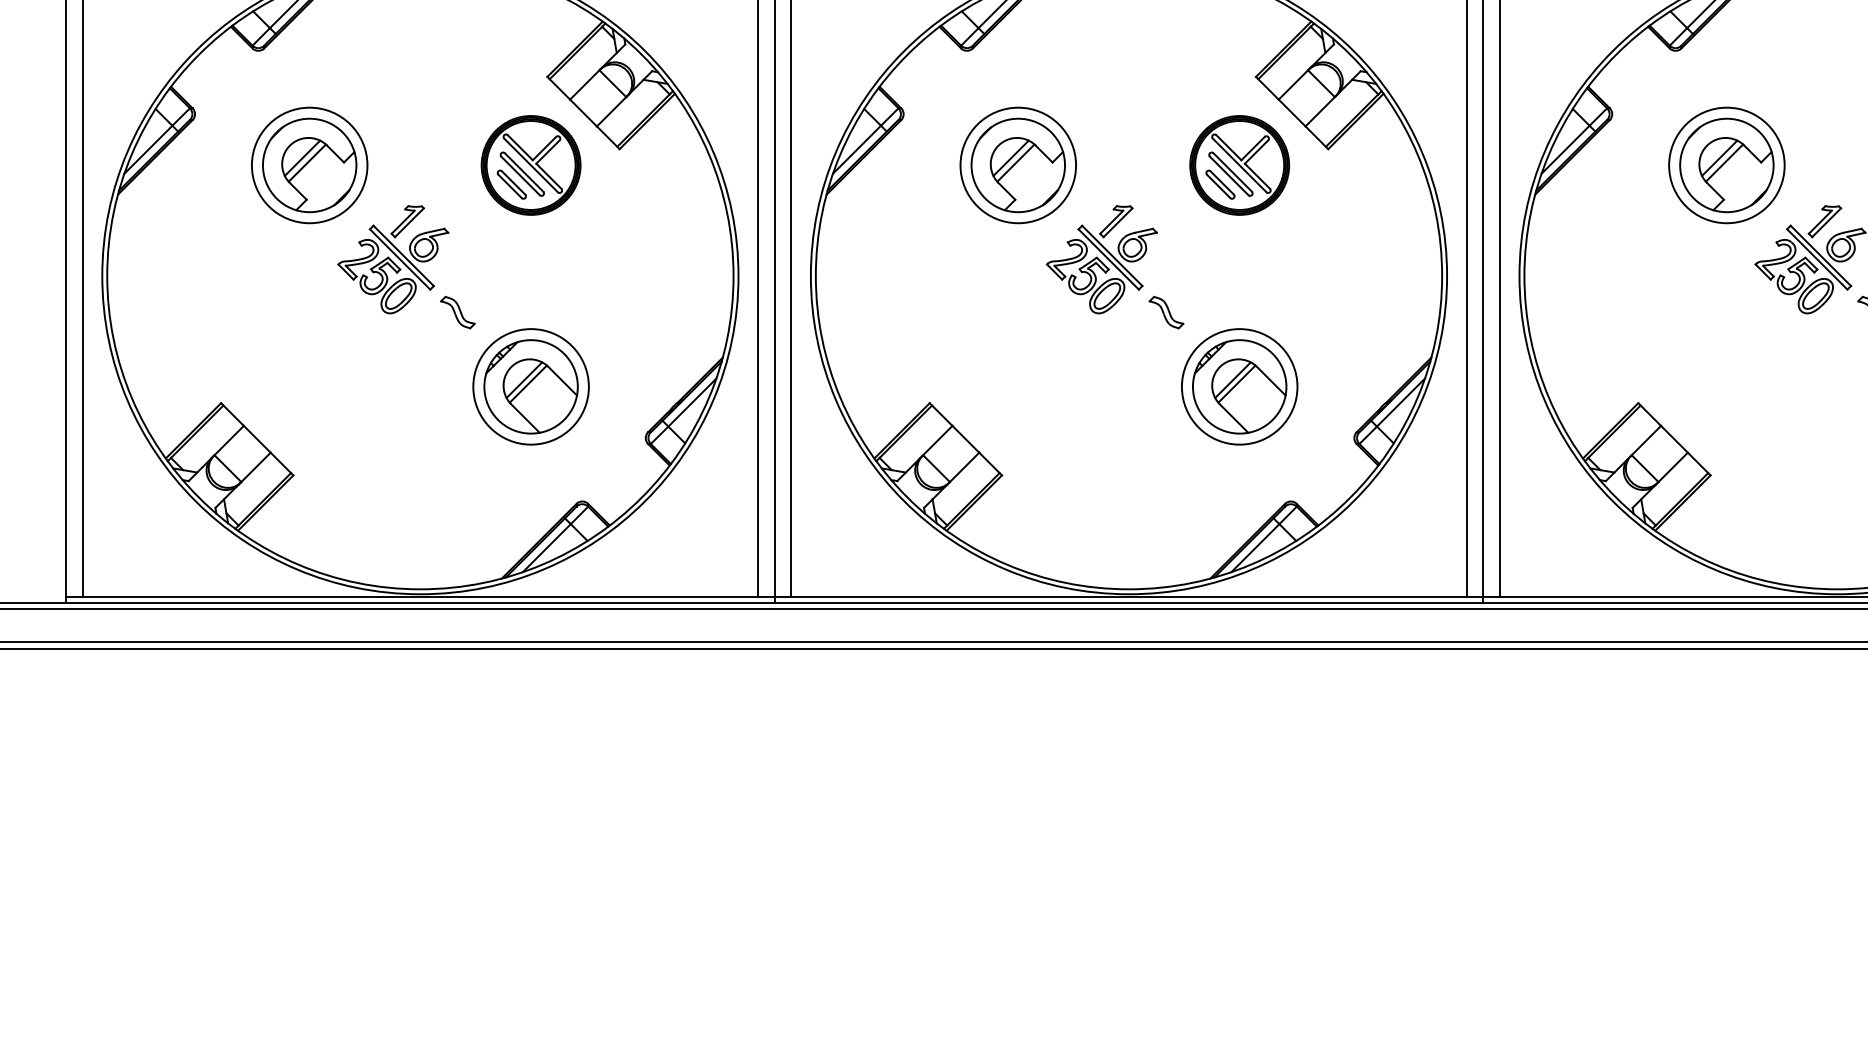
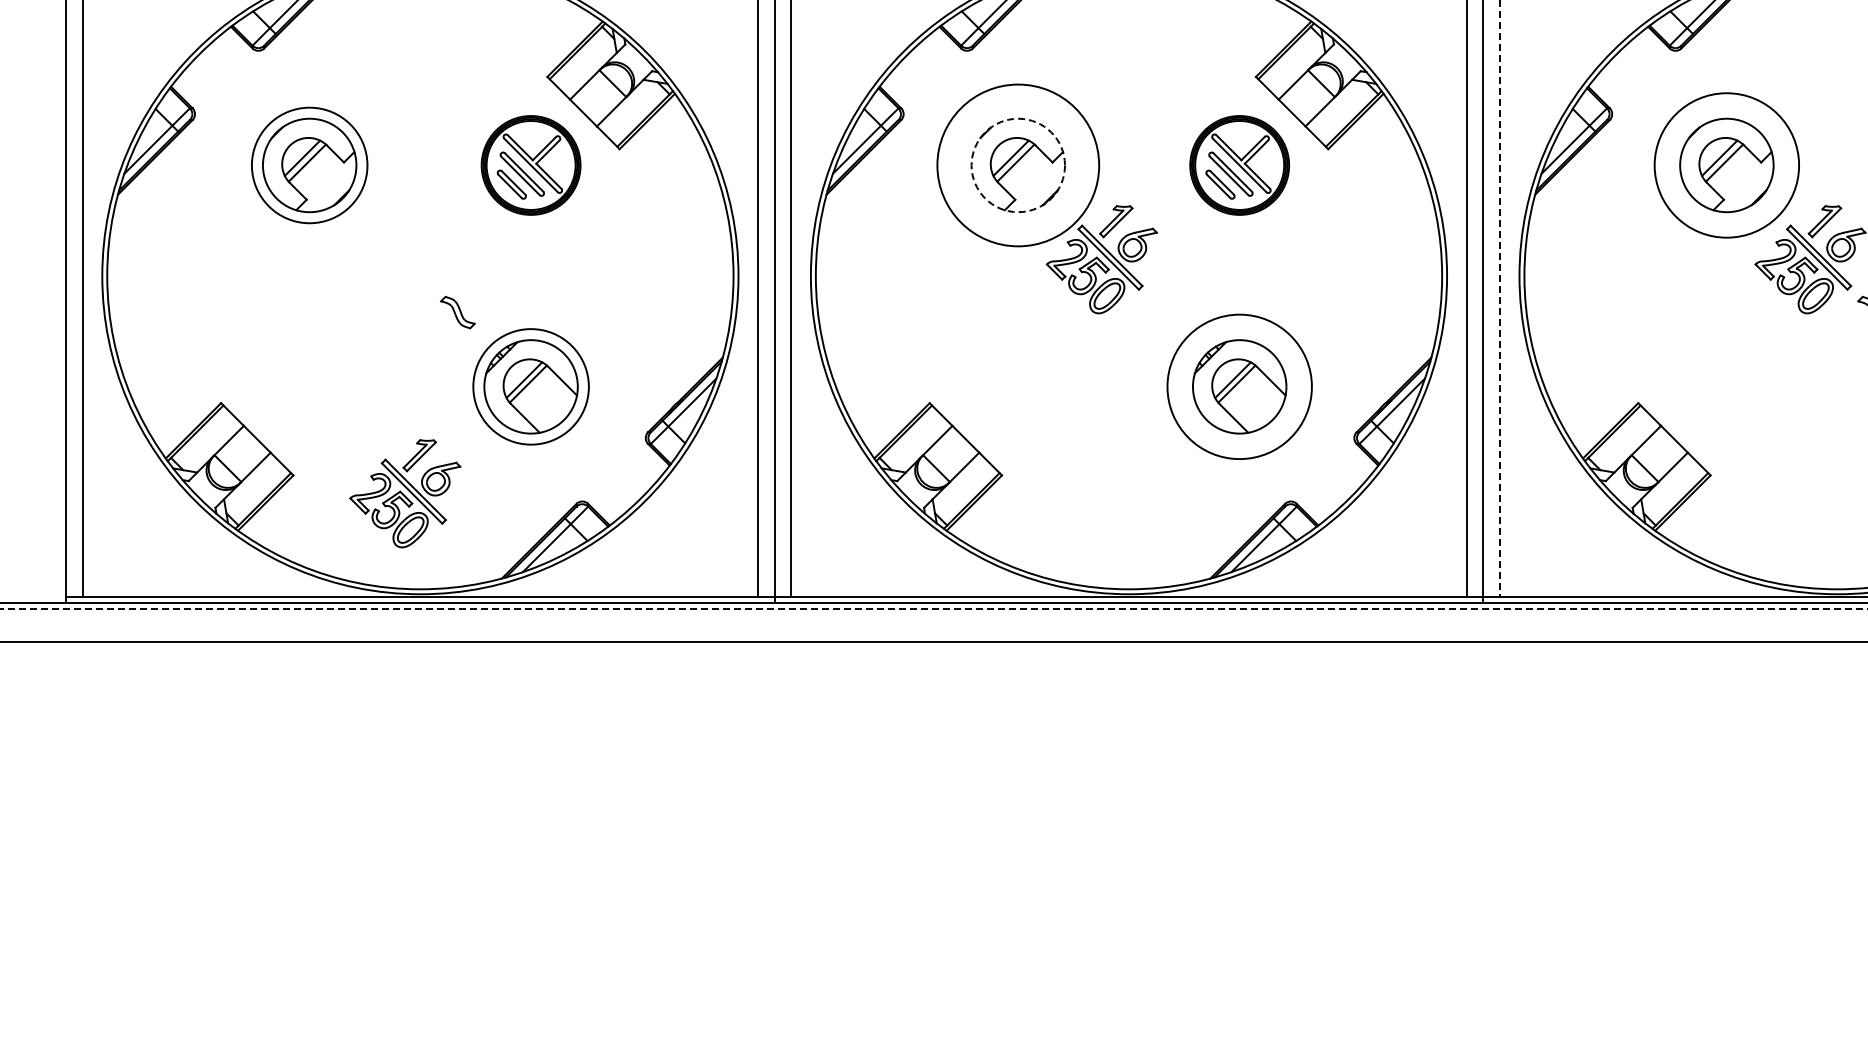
circle diameter: 116 px -> 162 px (1018, 165)
circle: solid -> dashed (1018, 165)
circle diameter: 116 px -> 144 px (1726, 165)
part position: (393, 259) -> (405, 493) (405, 493)
line: solid -> dashed (1499, 299)
part: present -> none (1166, 312)
circle diameter: 116 px -> 144 px (1239, 386)
line: solid -> dashed (933, 609)
line: present -> none (933, 649)
